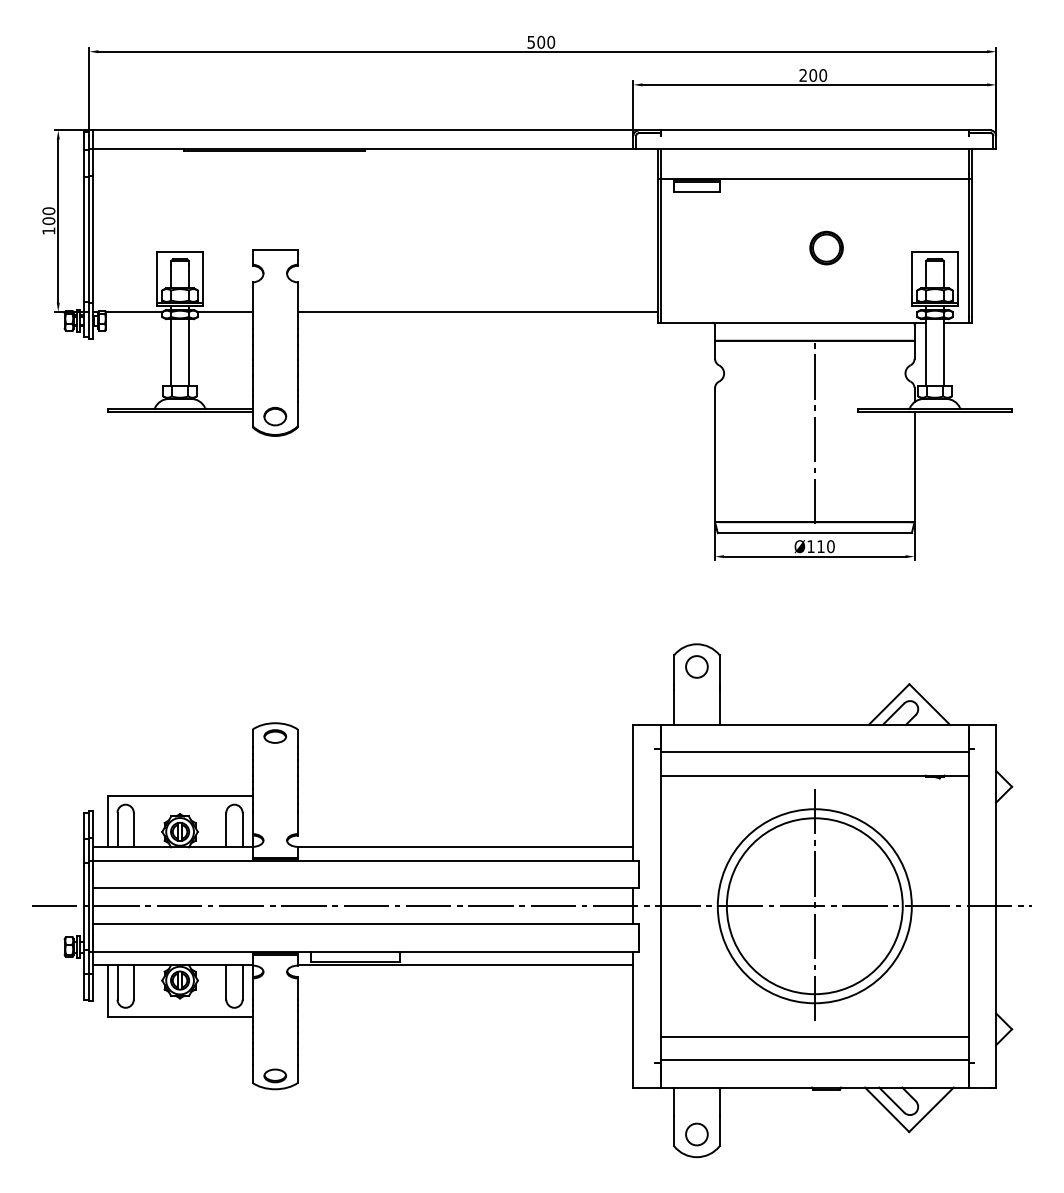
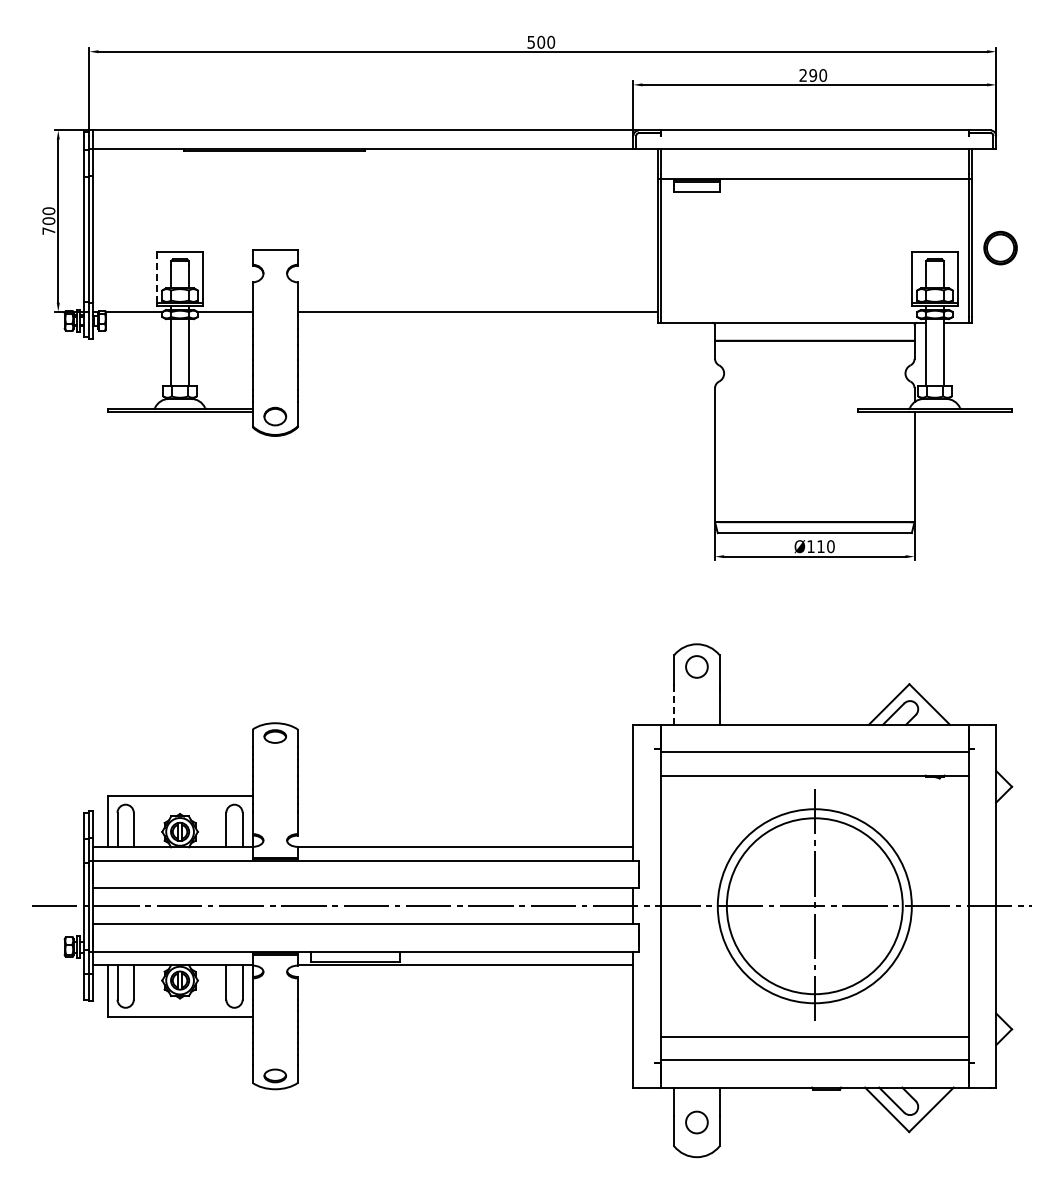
text: 200 -> 290 (812, 75)
text: 100 -> 700 (48, 230)
part position: (826, 247) -> (1000, 247) (1000, 247)
line: solid -> dashed (157, 275)
line: present -> none (814, 432)
line: solid -> dashed (674, 707)
circle position: (696, 1134) -> (696, 1122) (696, 1122)
